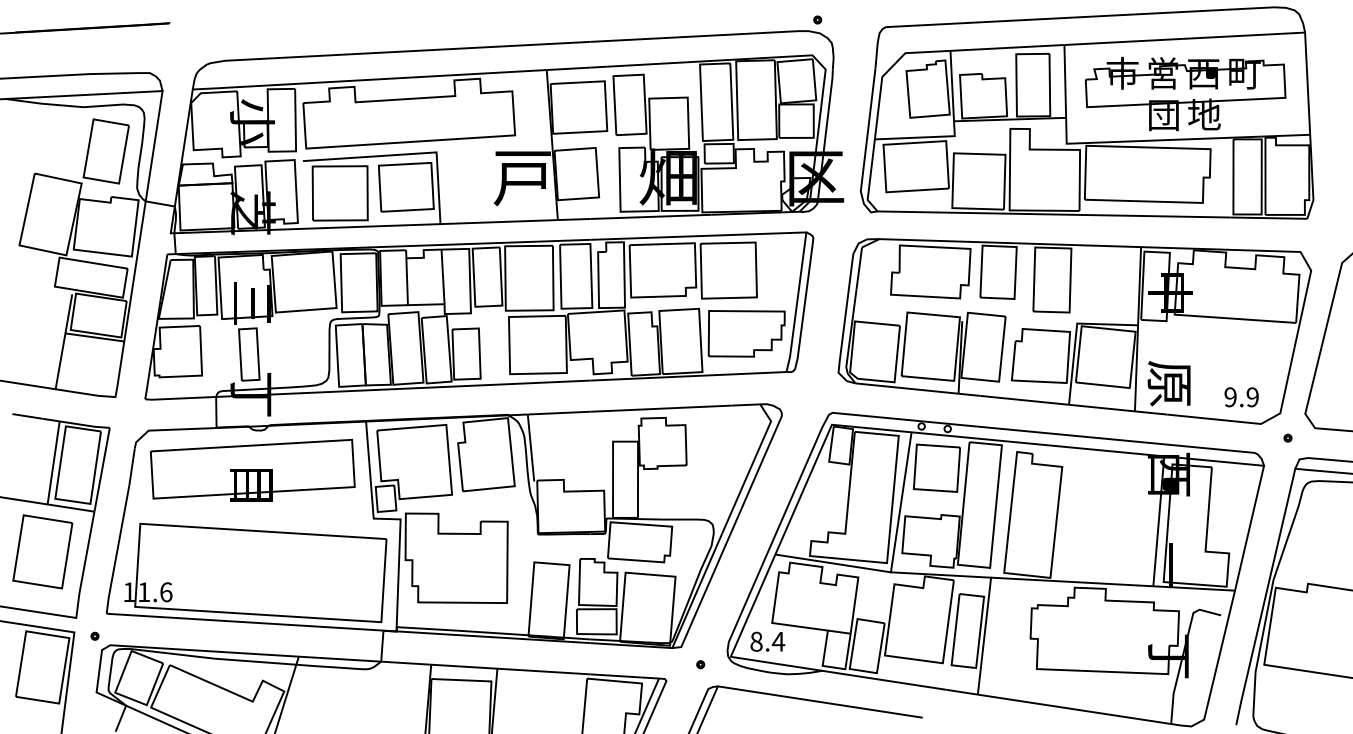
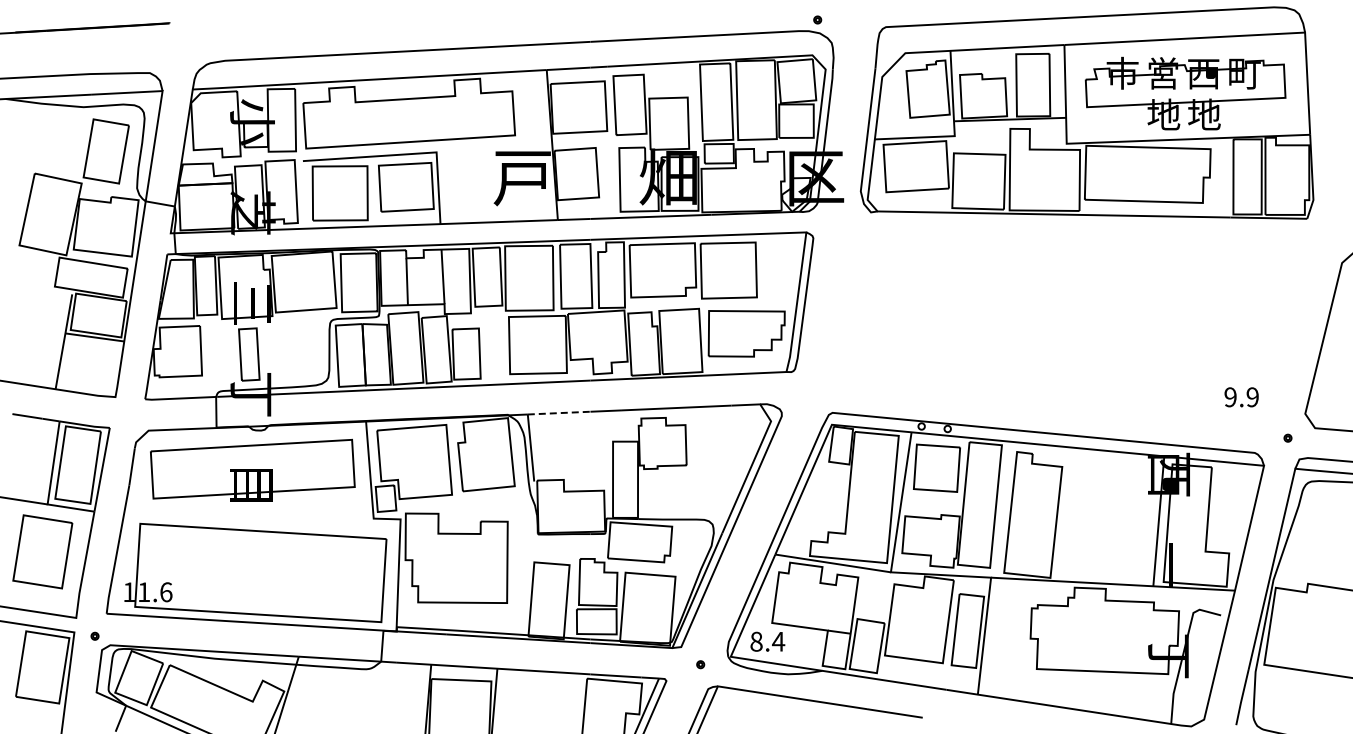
text: 団 -> 地 (1163, 114)
part: present -> none (1074, 331)
line: solid -> dashed (559, 413)
